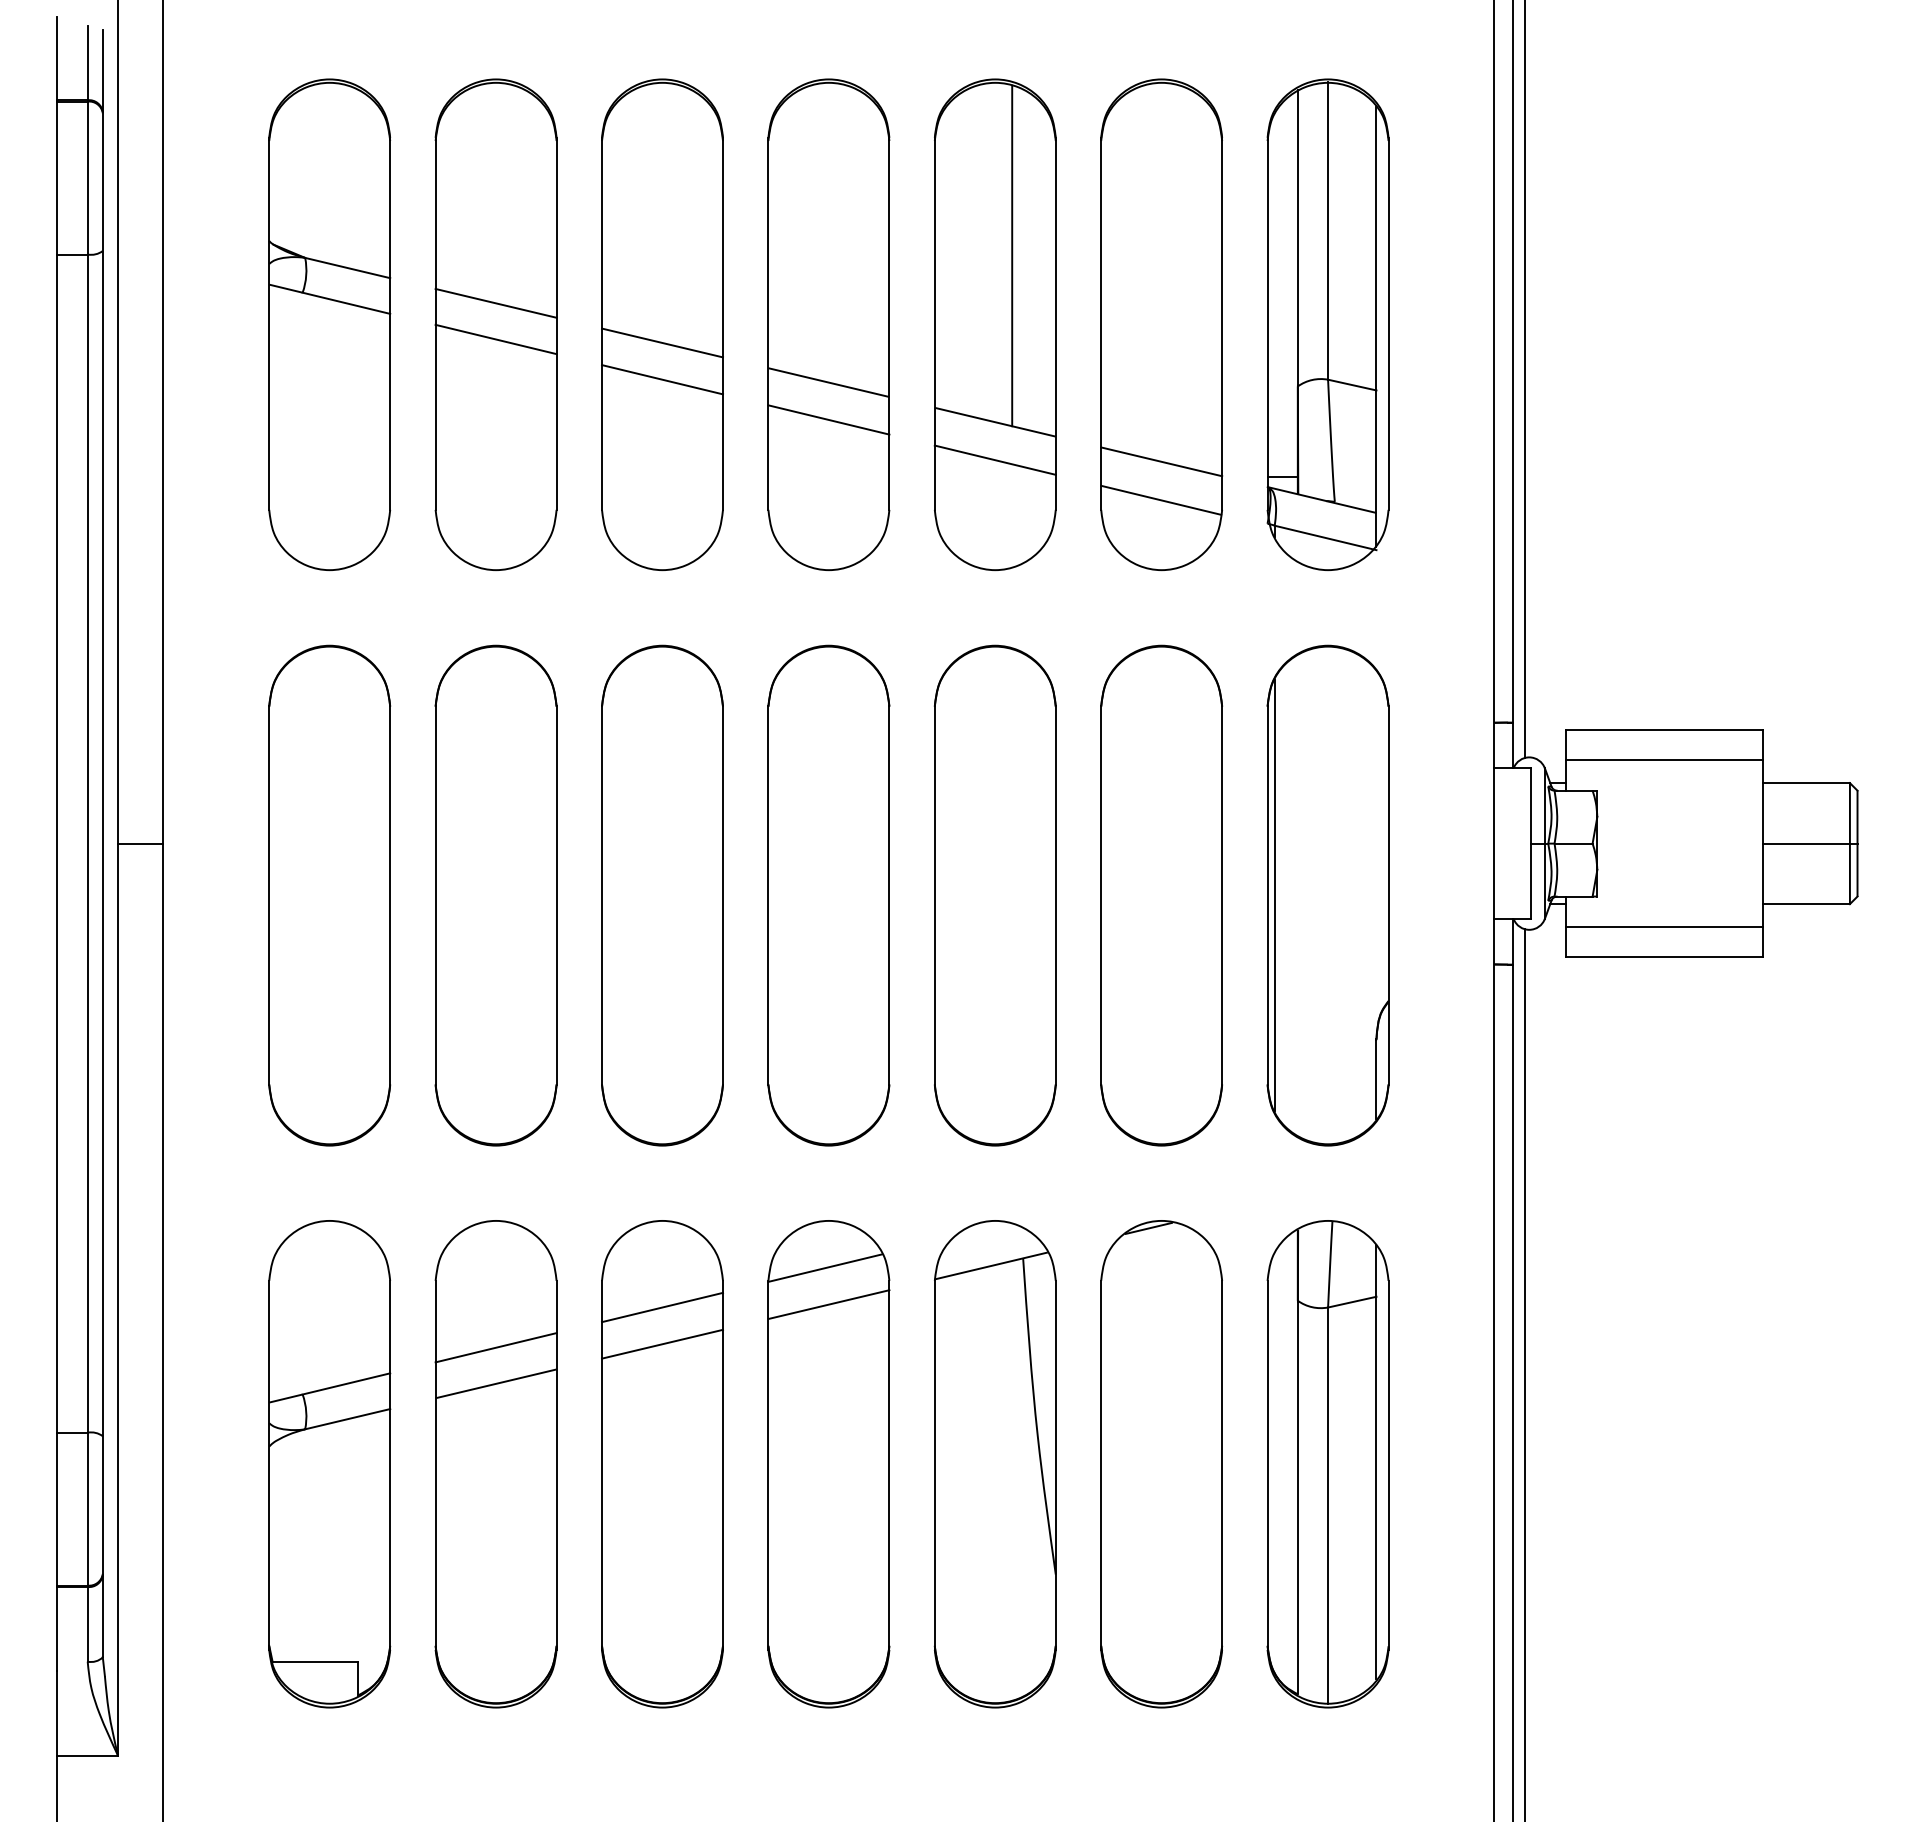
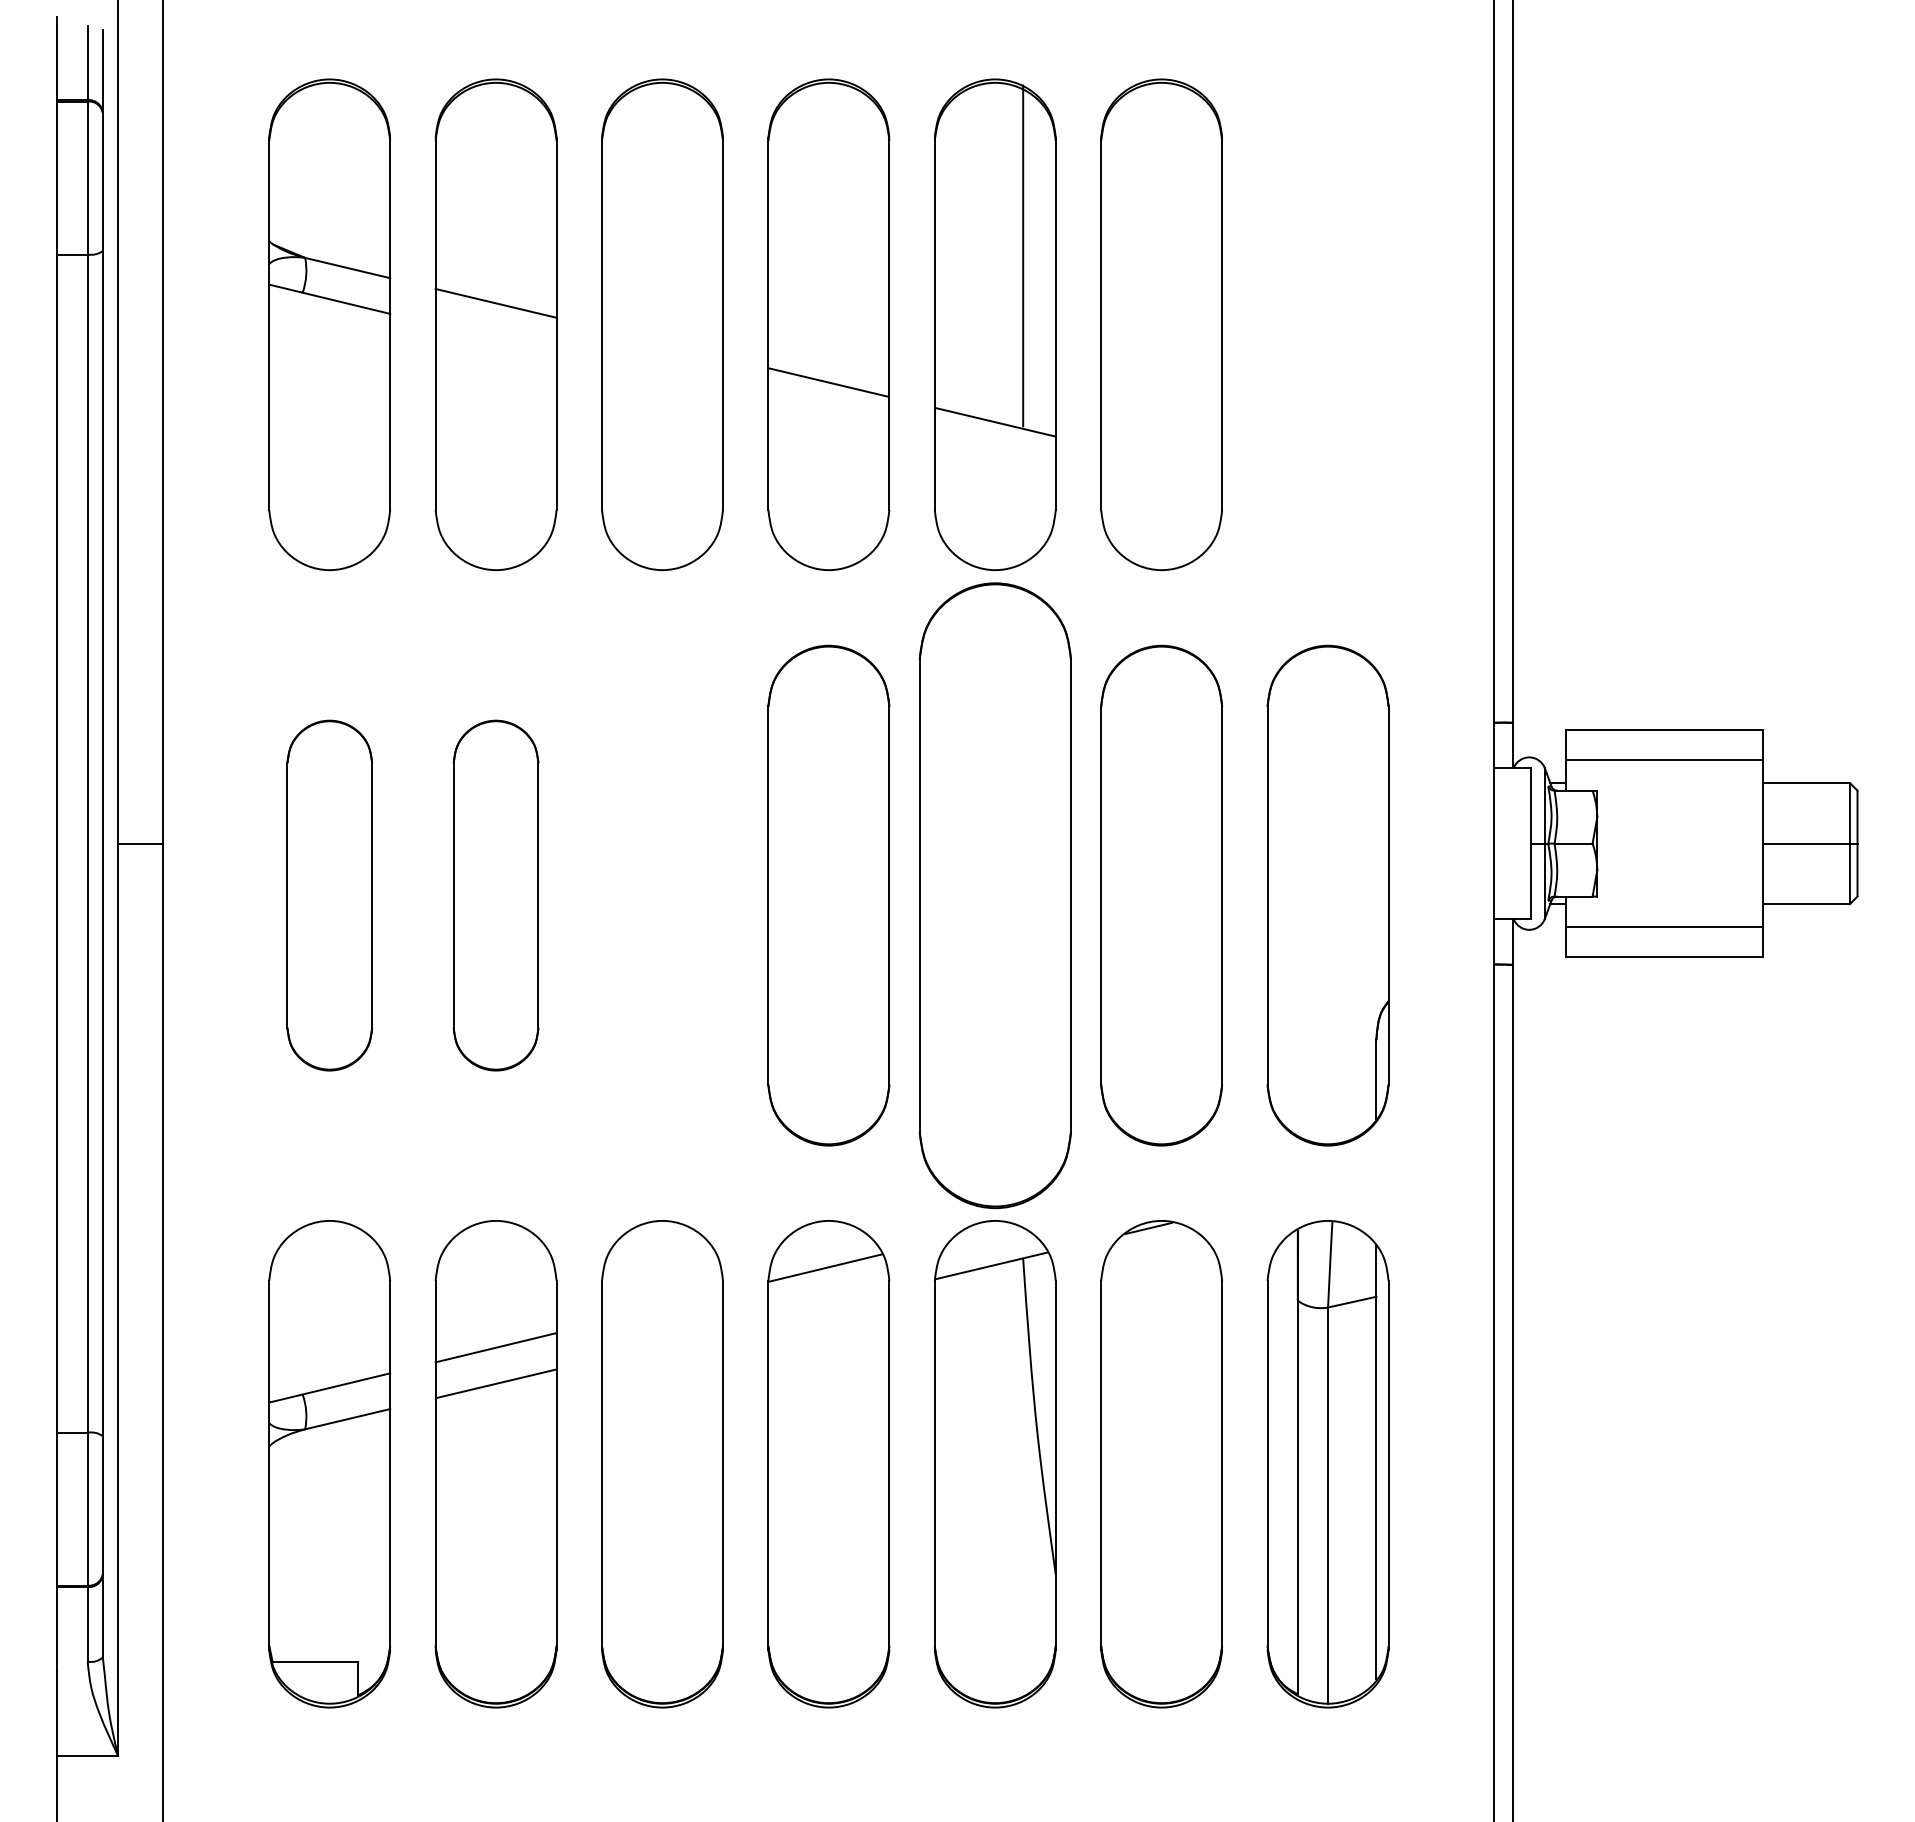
line position: (1012, 255) -> (1023, 255) (1023, 255)
part: present -> none (1327, 324)
line: present -> none (495, 339)
line: present -> none (662, 342)
line: present -> none (662, 379)
line: present -> none (1524, 380)
line: present -> none (828, 419)
line: present -> none (994, 459)
line: present -> none (1161, 461)
line: present -> none (1161, 499)
part size: 124x503 px -> 87x353 px (329, 895)
part size: 124x503 px -> 88x353 px (495, 895)
part: present -> none (662, 895)
part size: 124x503 px -> 154x628 px (994, 895)
line: present -> none (1274, 895)
line: present -> none (828, 1304)
line: present -> none (662, 1307)
line: present -> none (662, 1343)
line: present -> none (1524, 1373)
